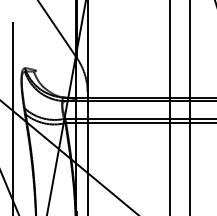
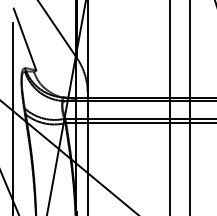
line: none -> present (24, 38)
